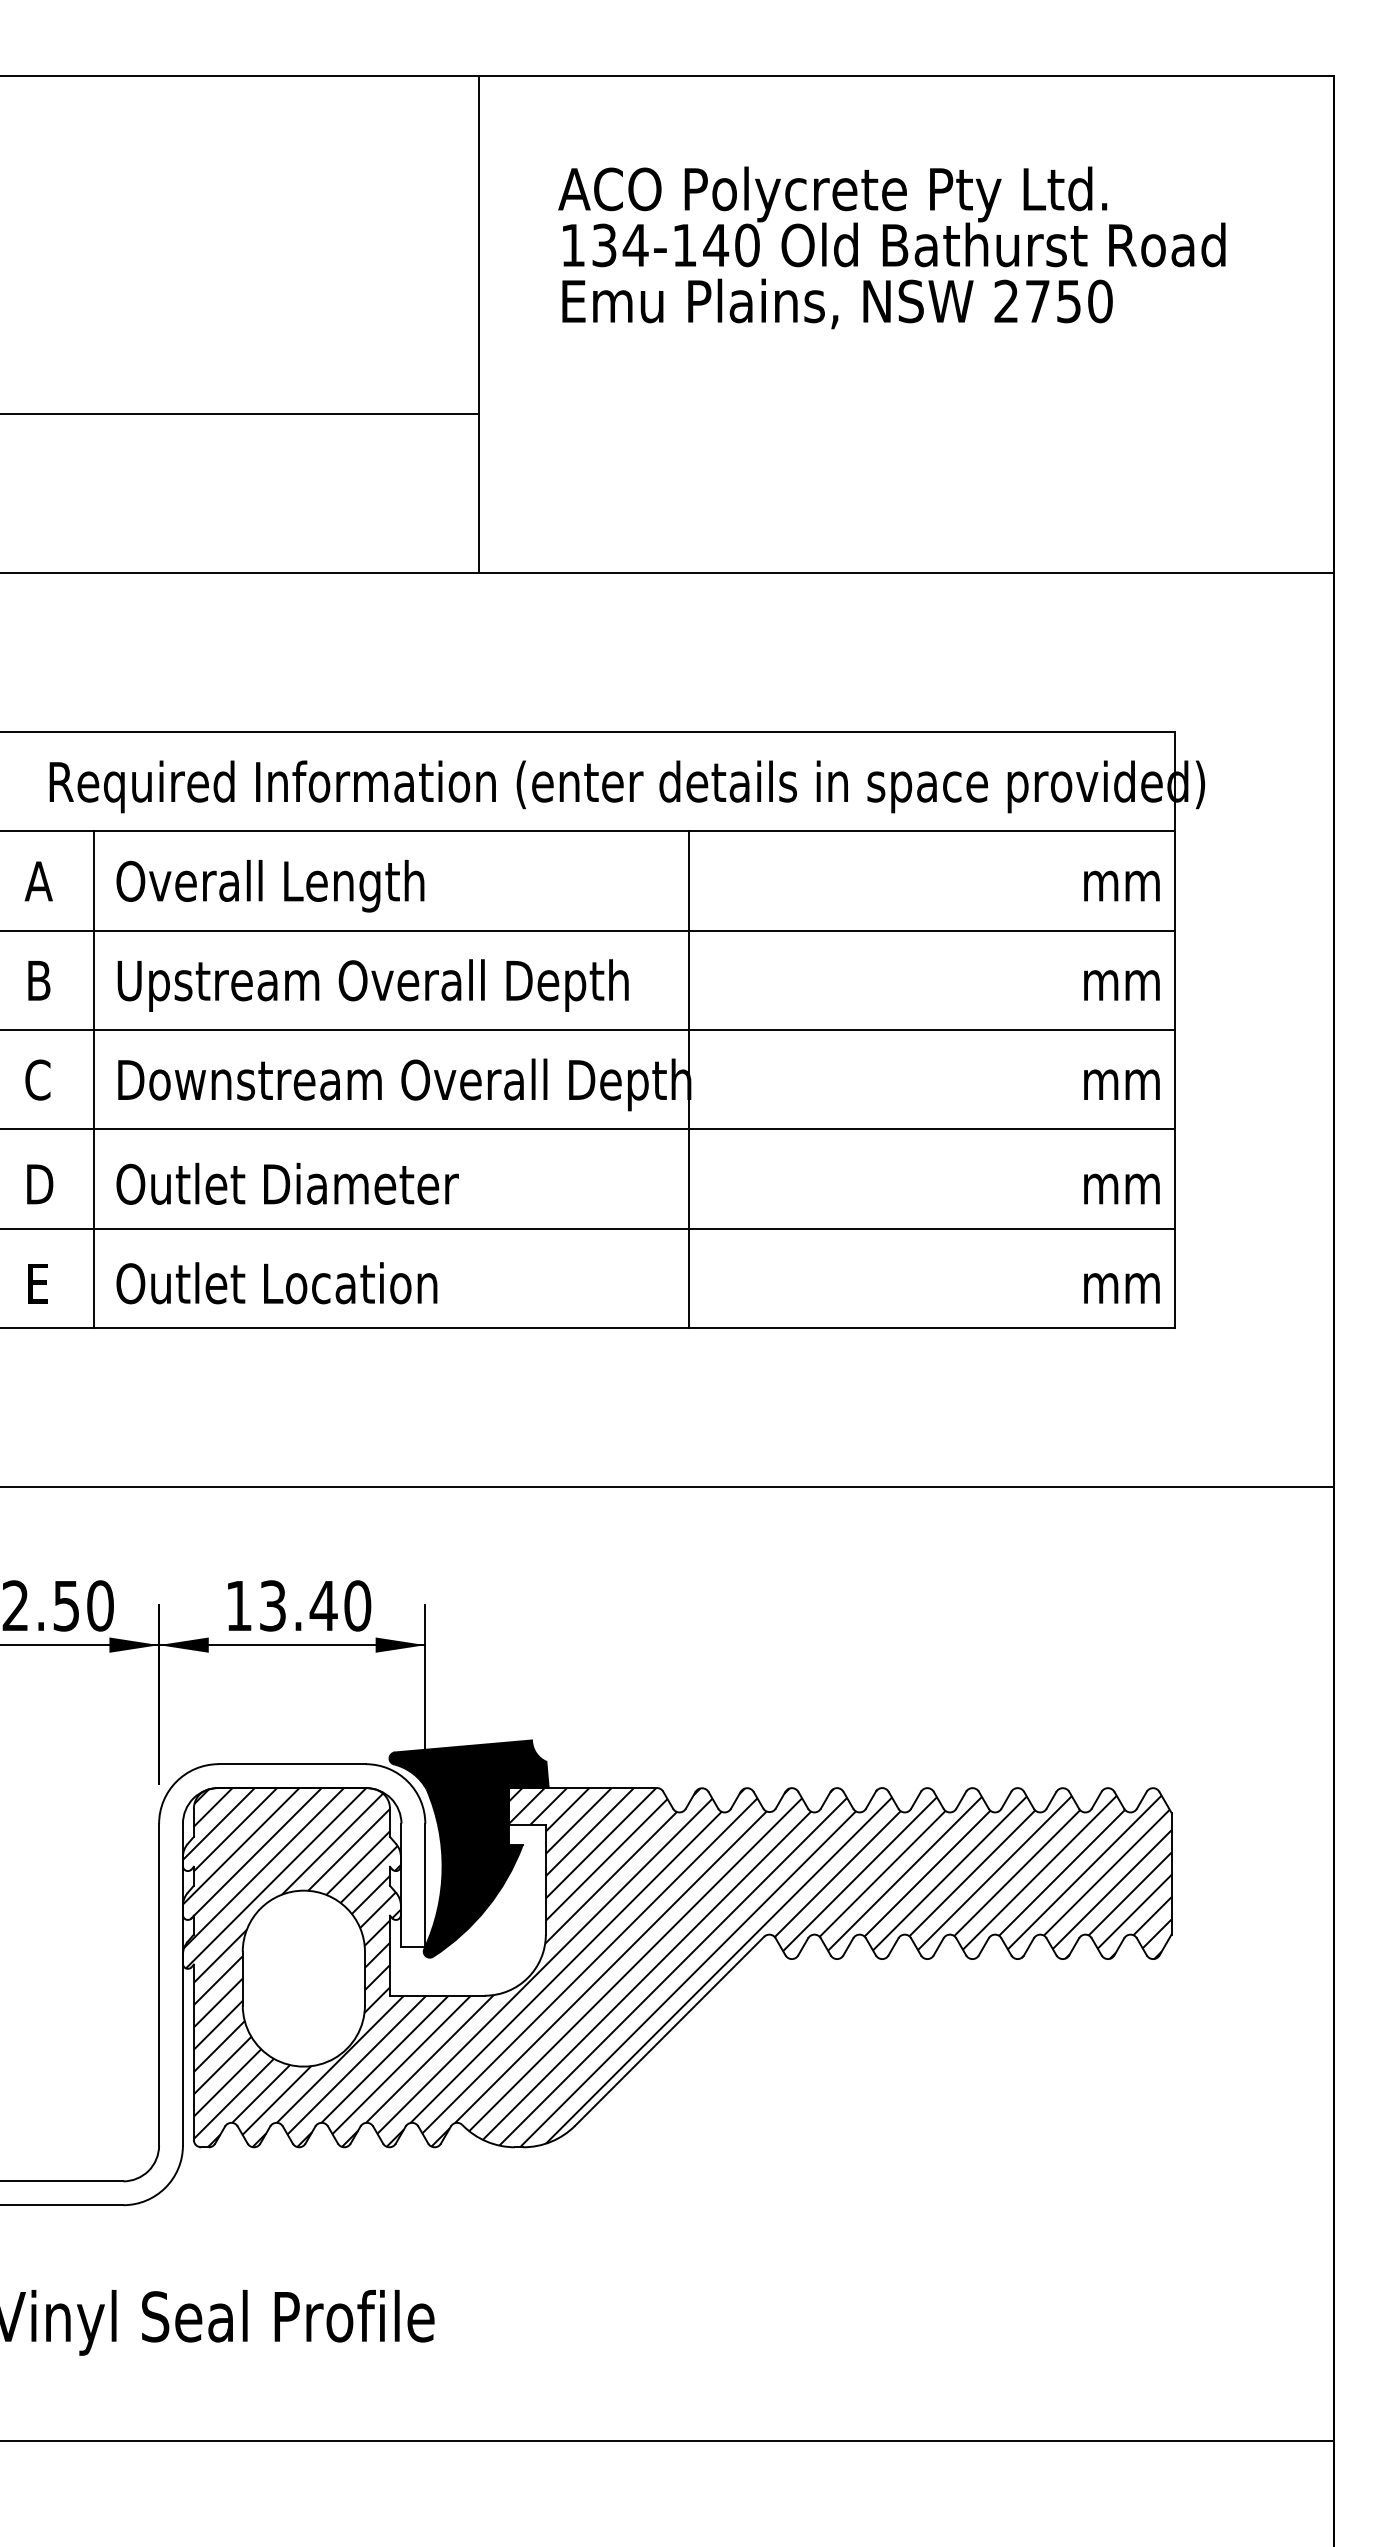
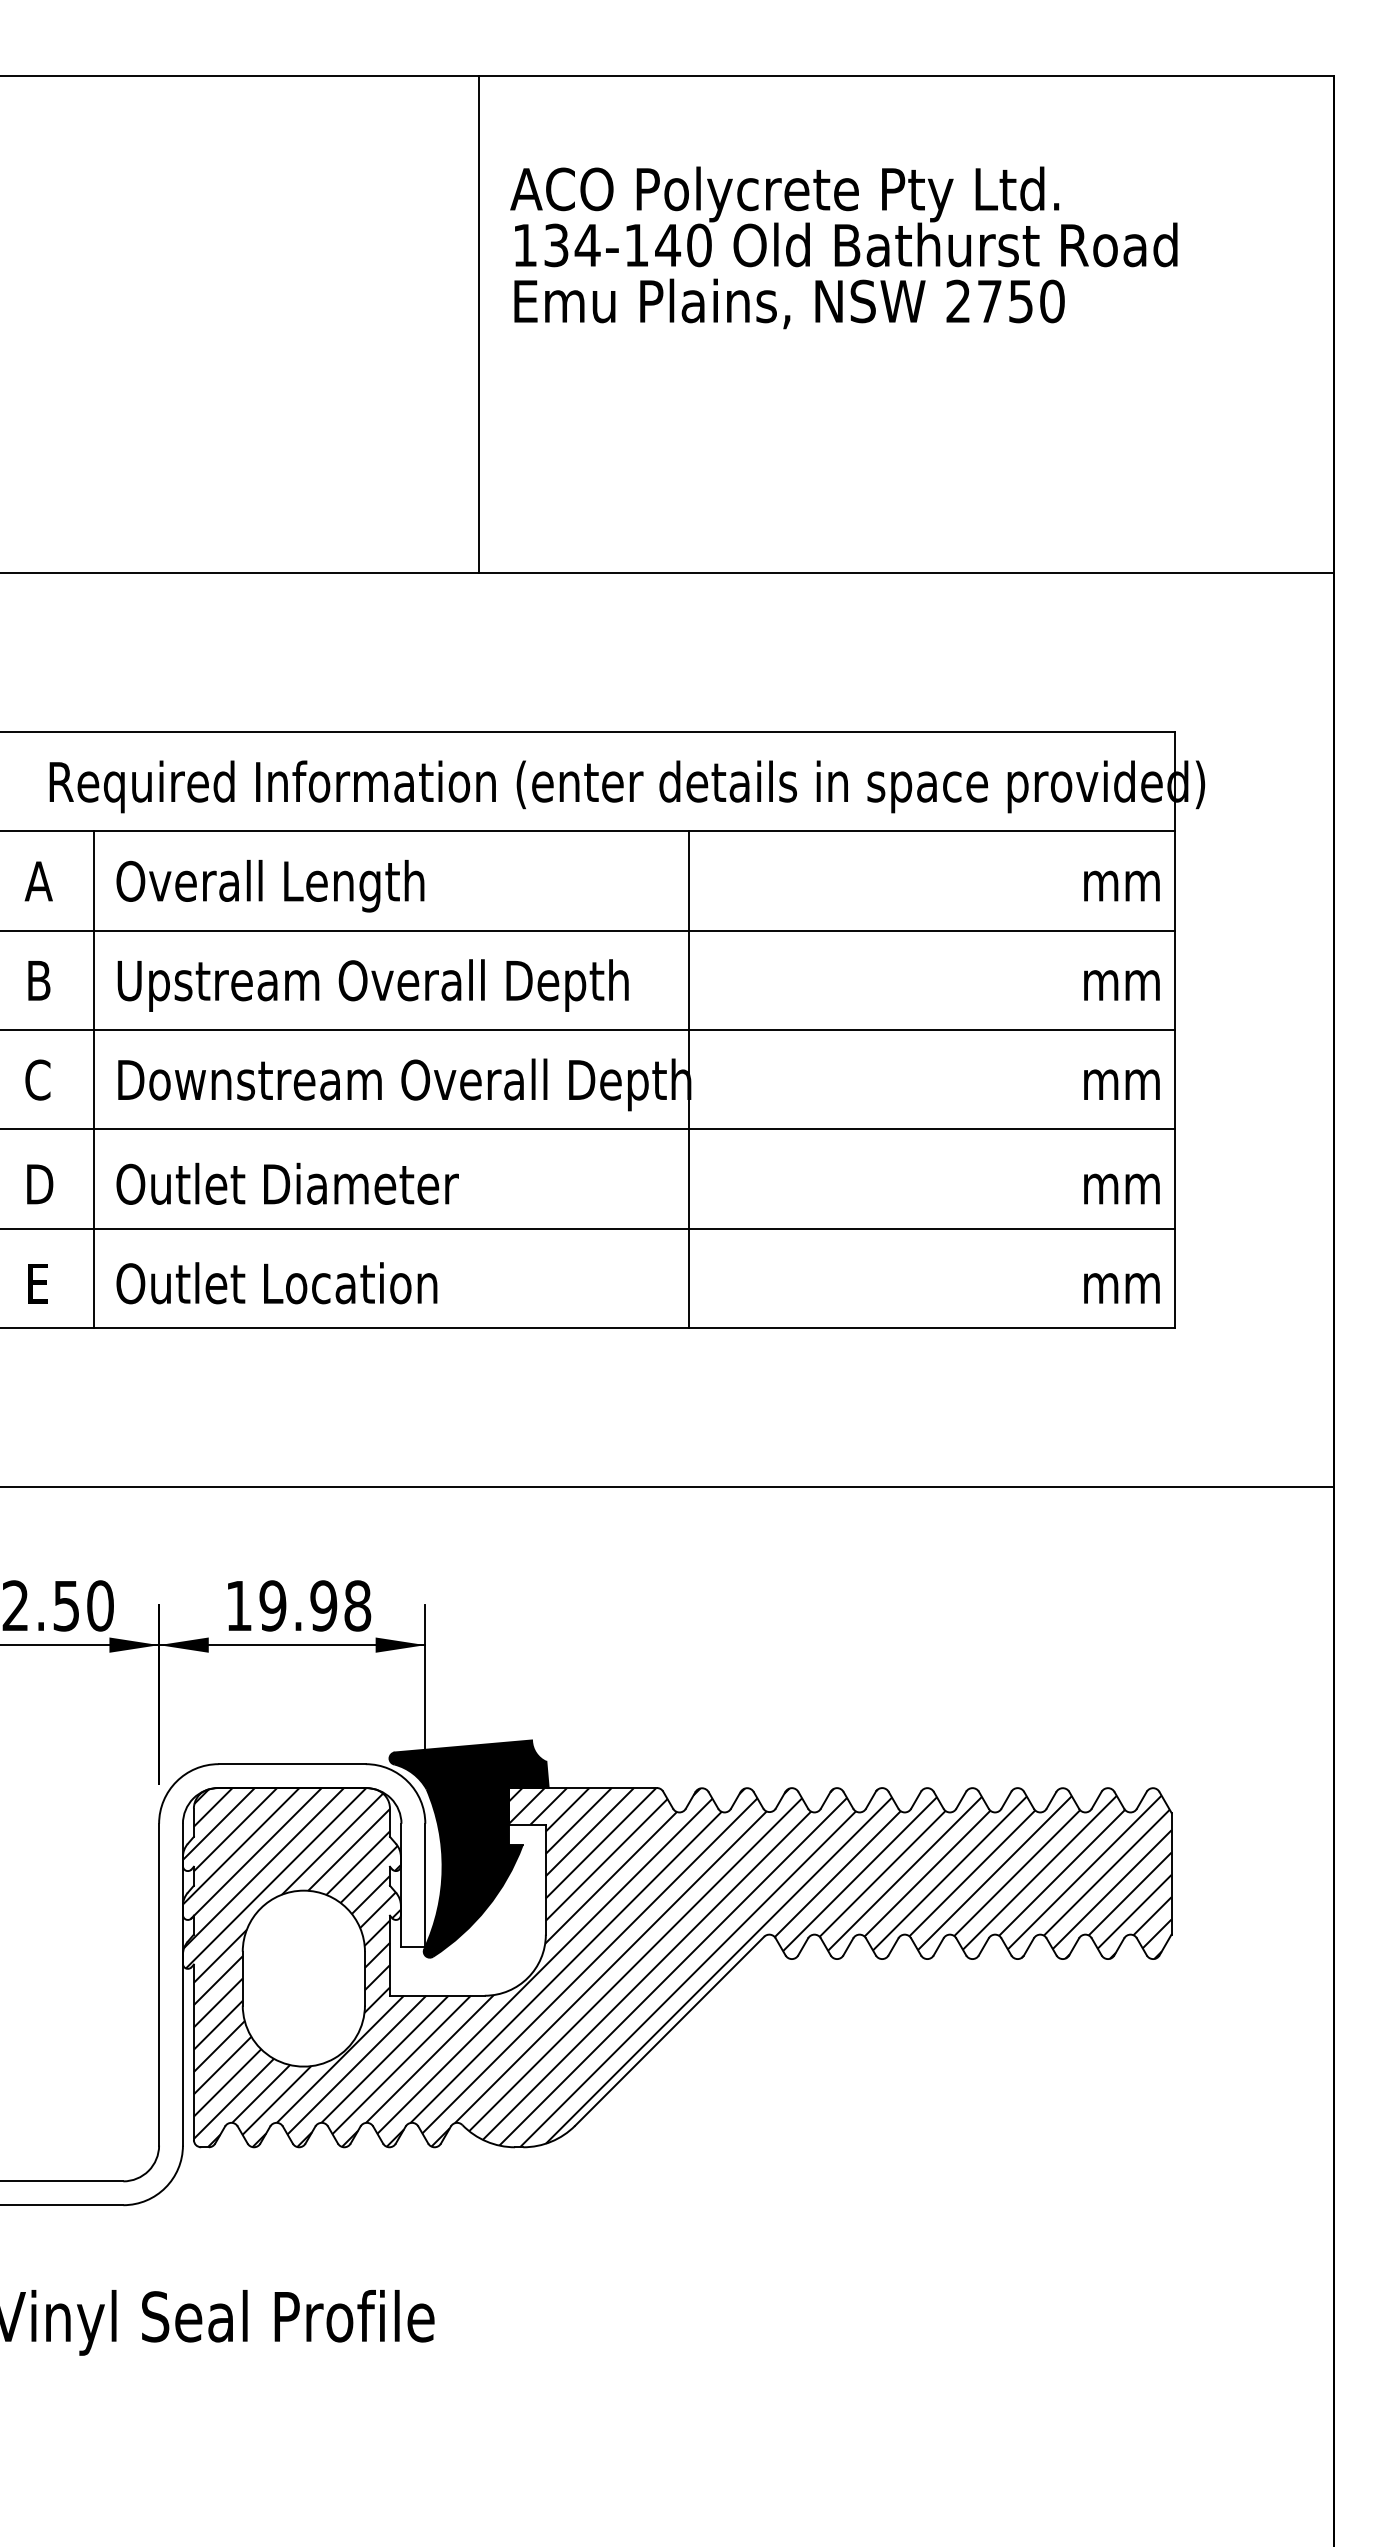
text position: (891, 247) -> (843, 247) (843, 247)
line: present -> none (240, 414)
text: 13.40 -> 19.98 (315, 1605)
line: present -> none (667, 2440)
